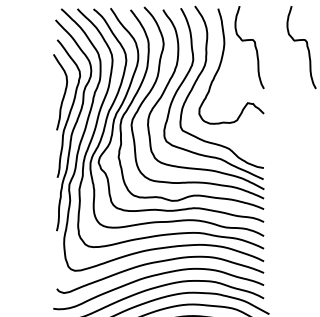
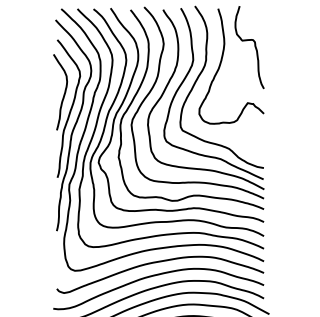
curve: present -> none (306, 47)
